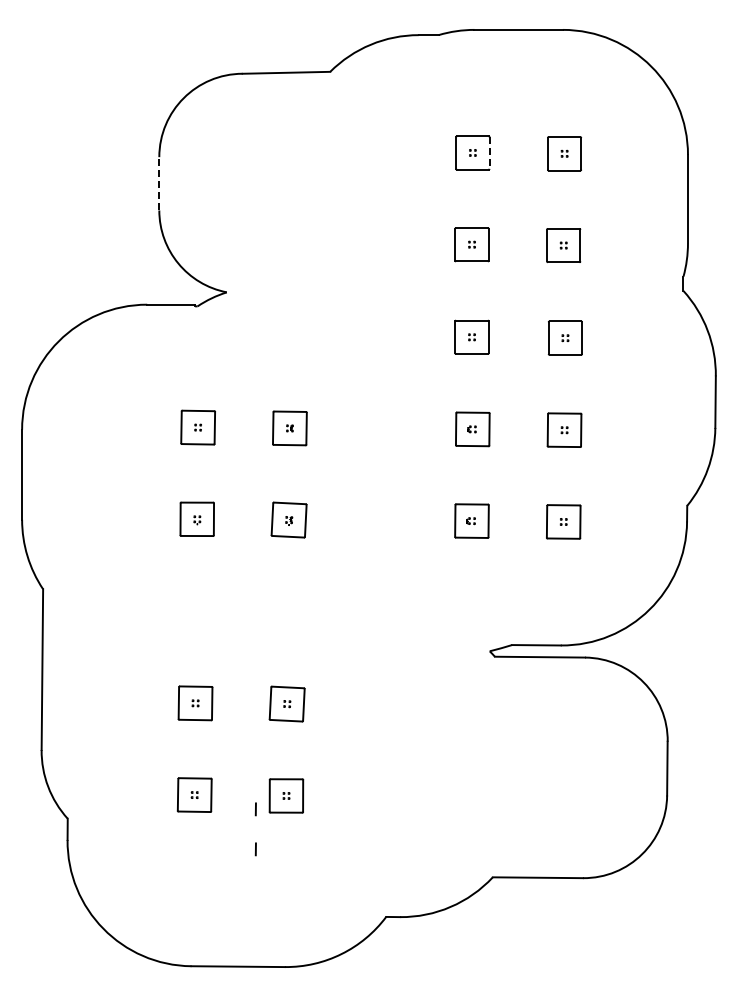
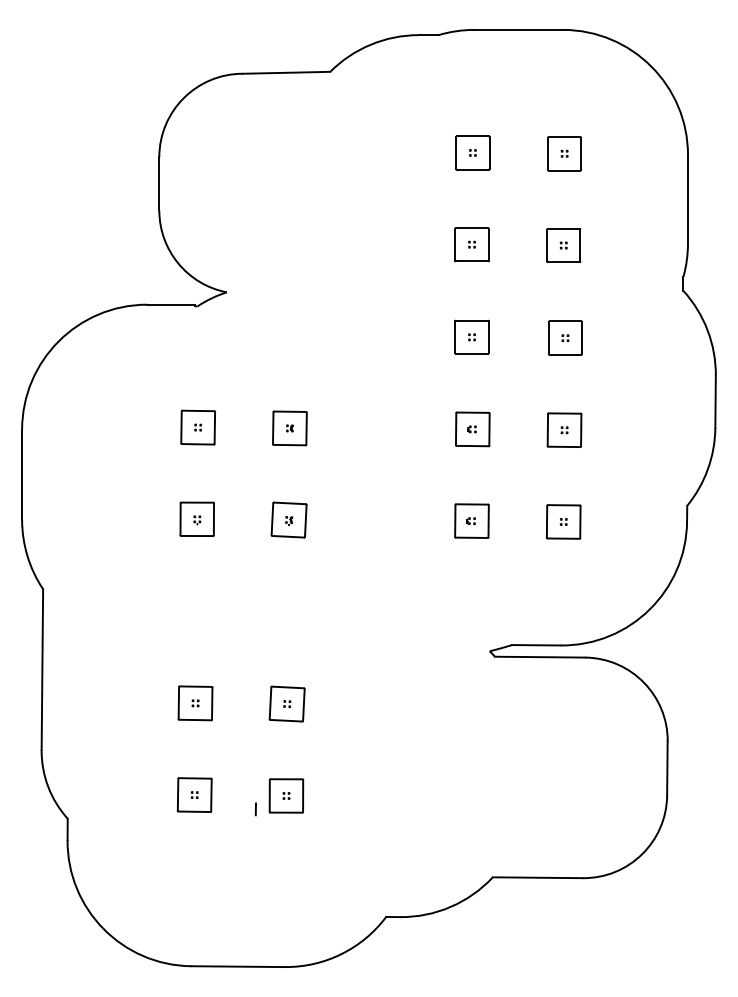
line: dashed -> solid (489, 153)
line: dashed -> solid (159, 183)
line: present -> none (255, 849)
